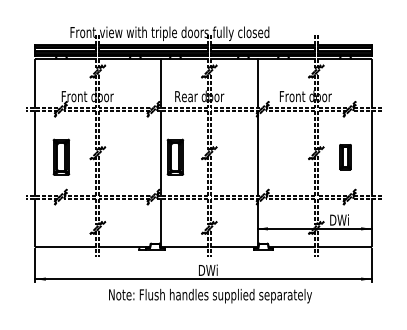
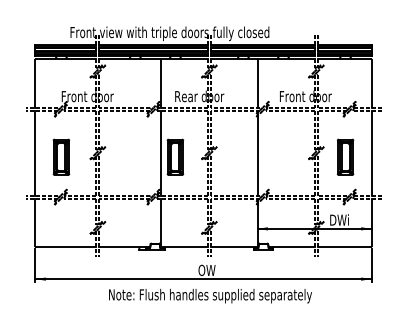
part size: 13x27 px -> 19x38 px (345, 156)
text: DWi -> OW (207, 269)
